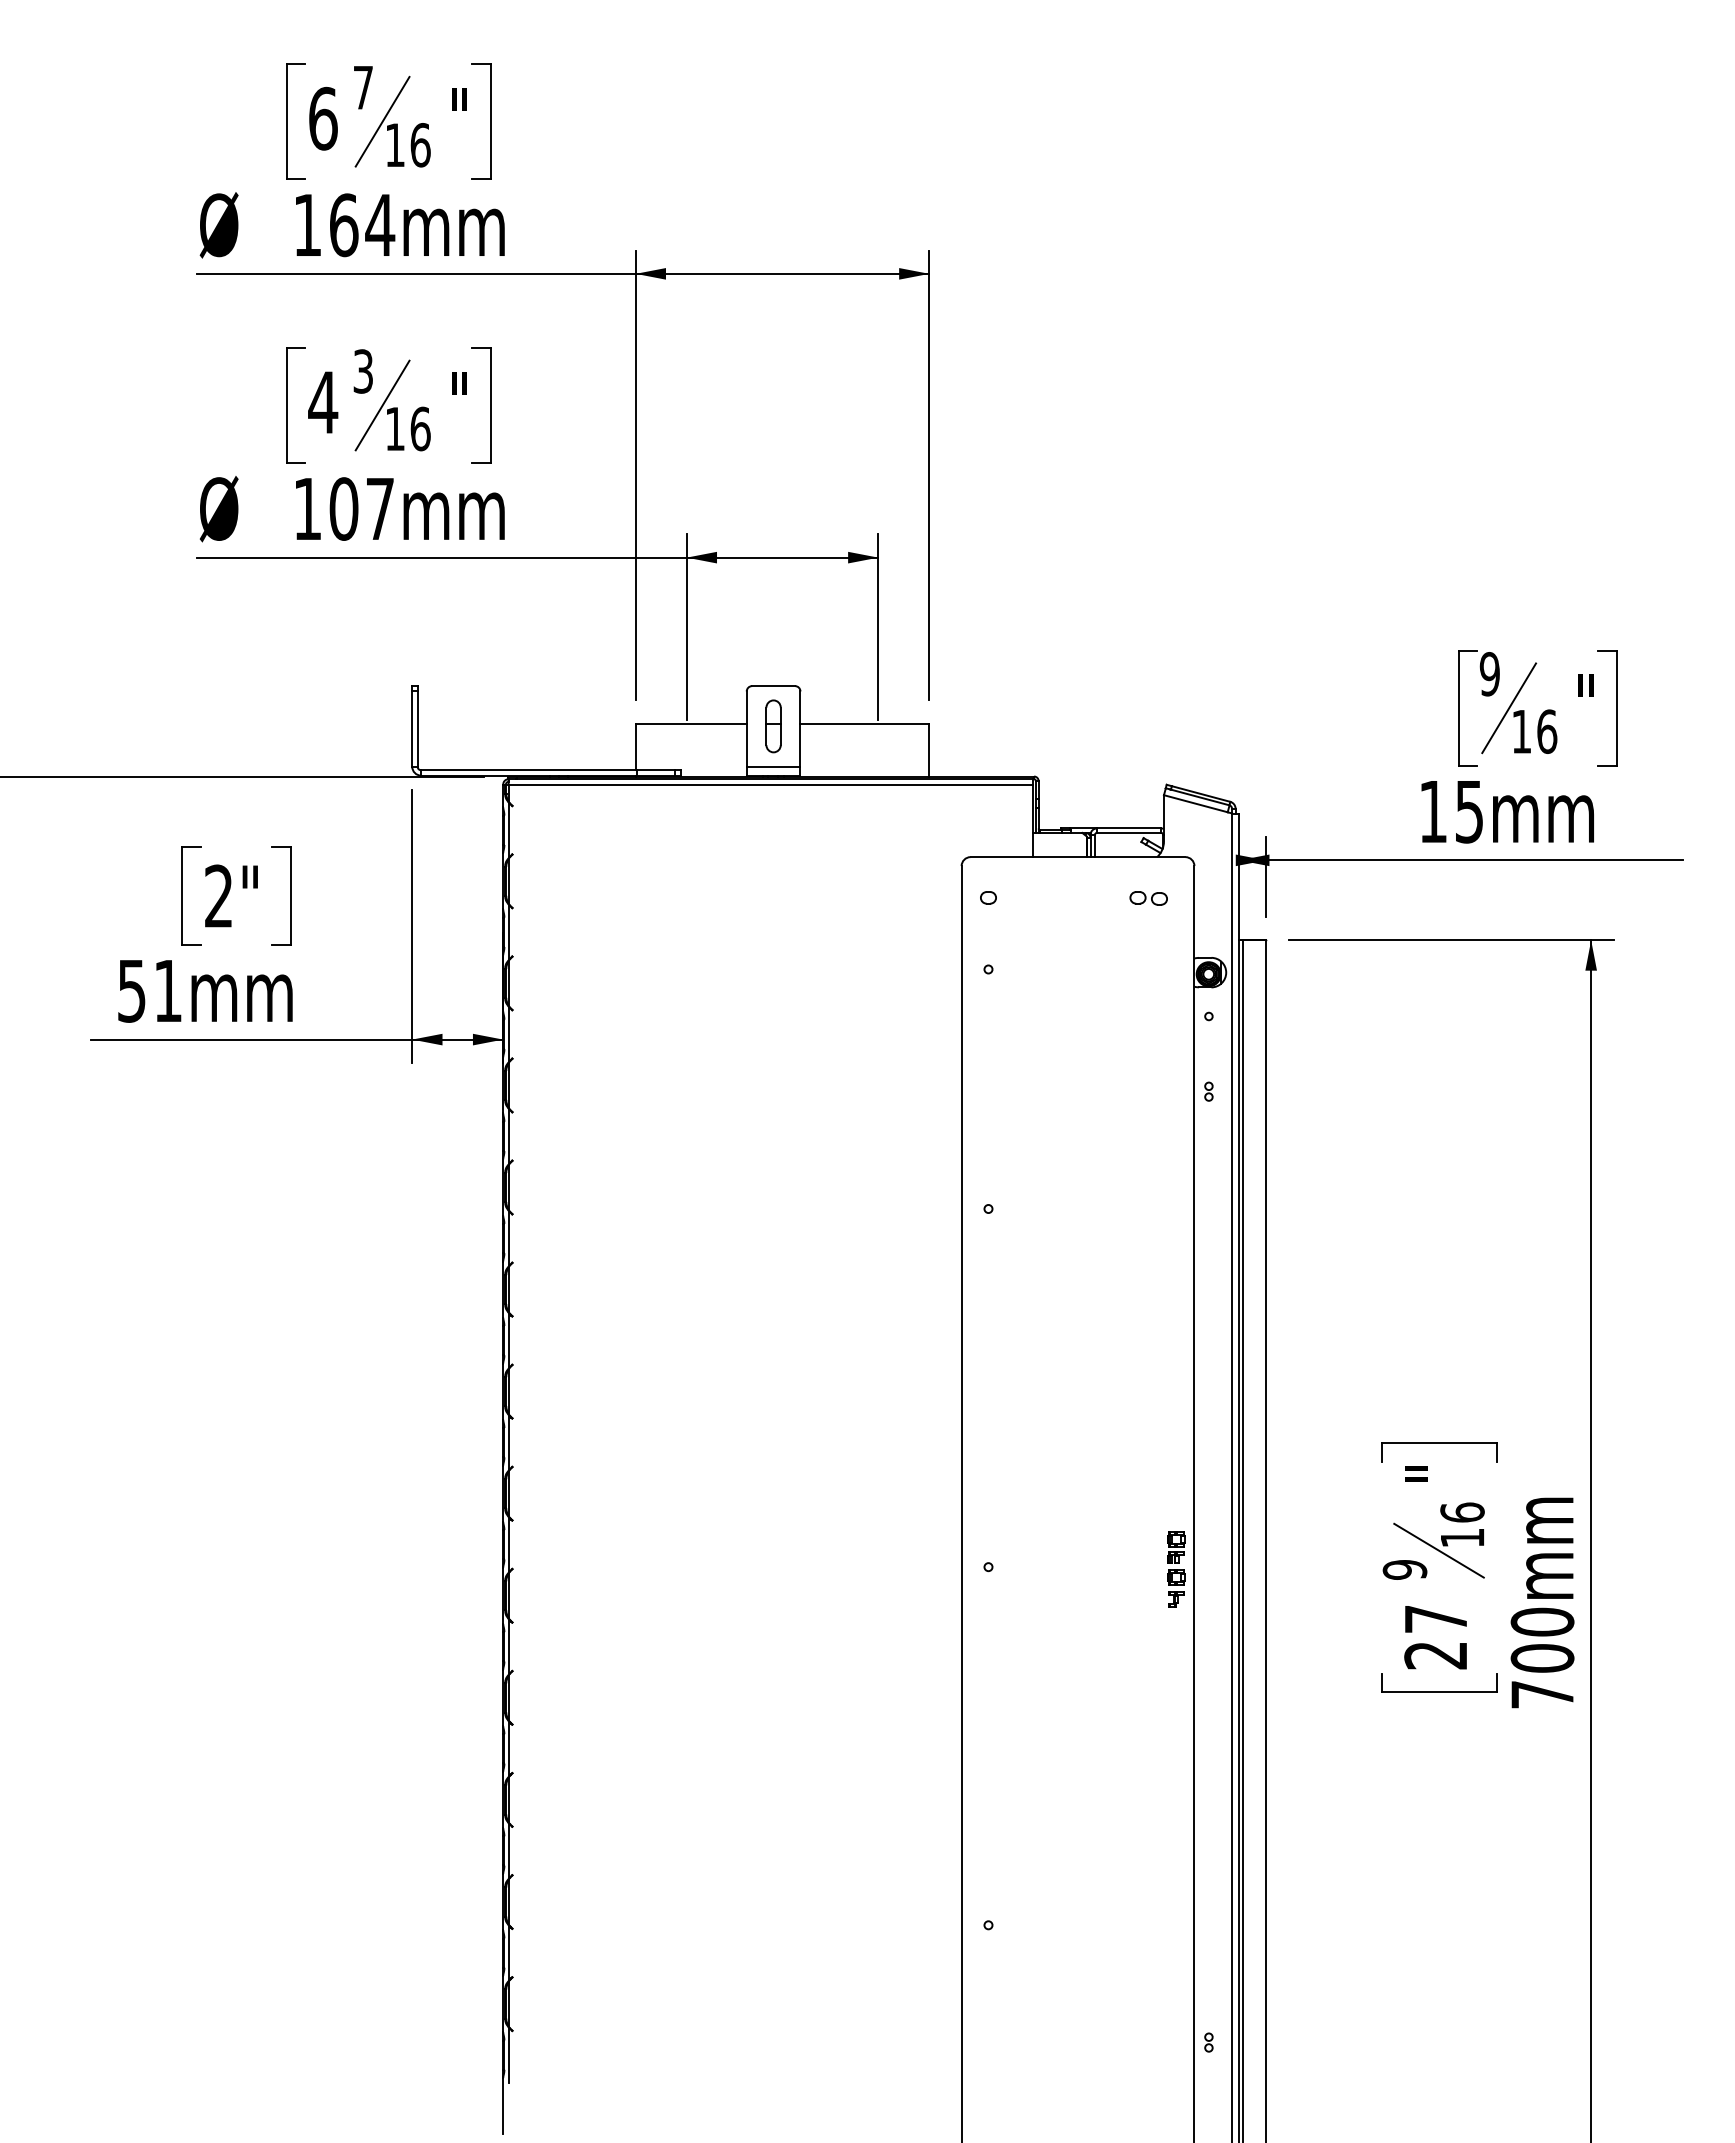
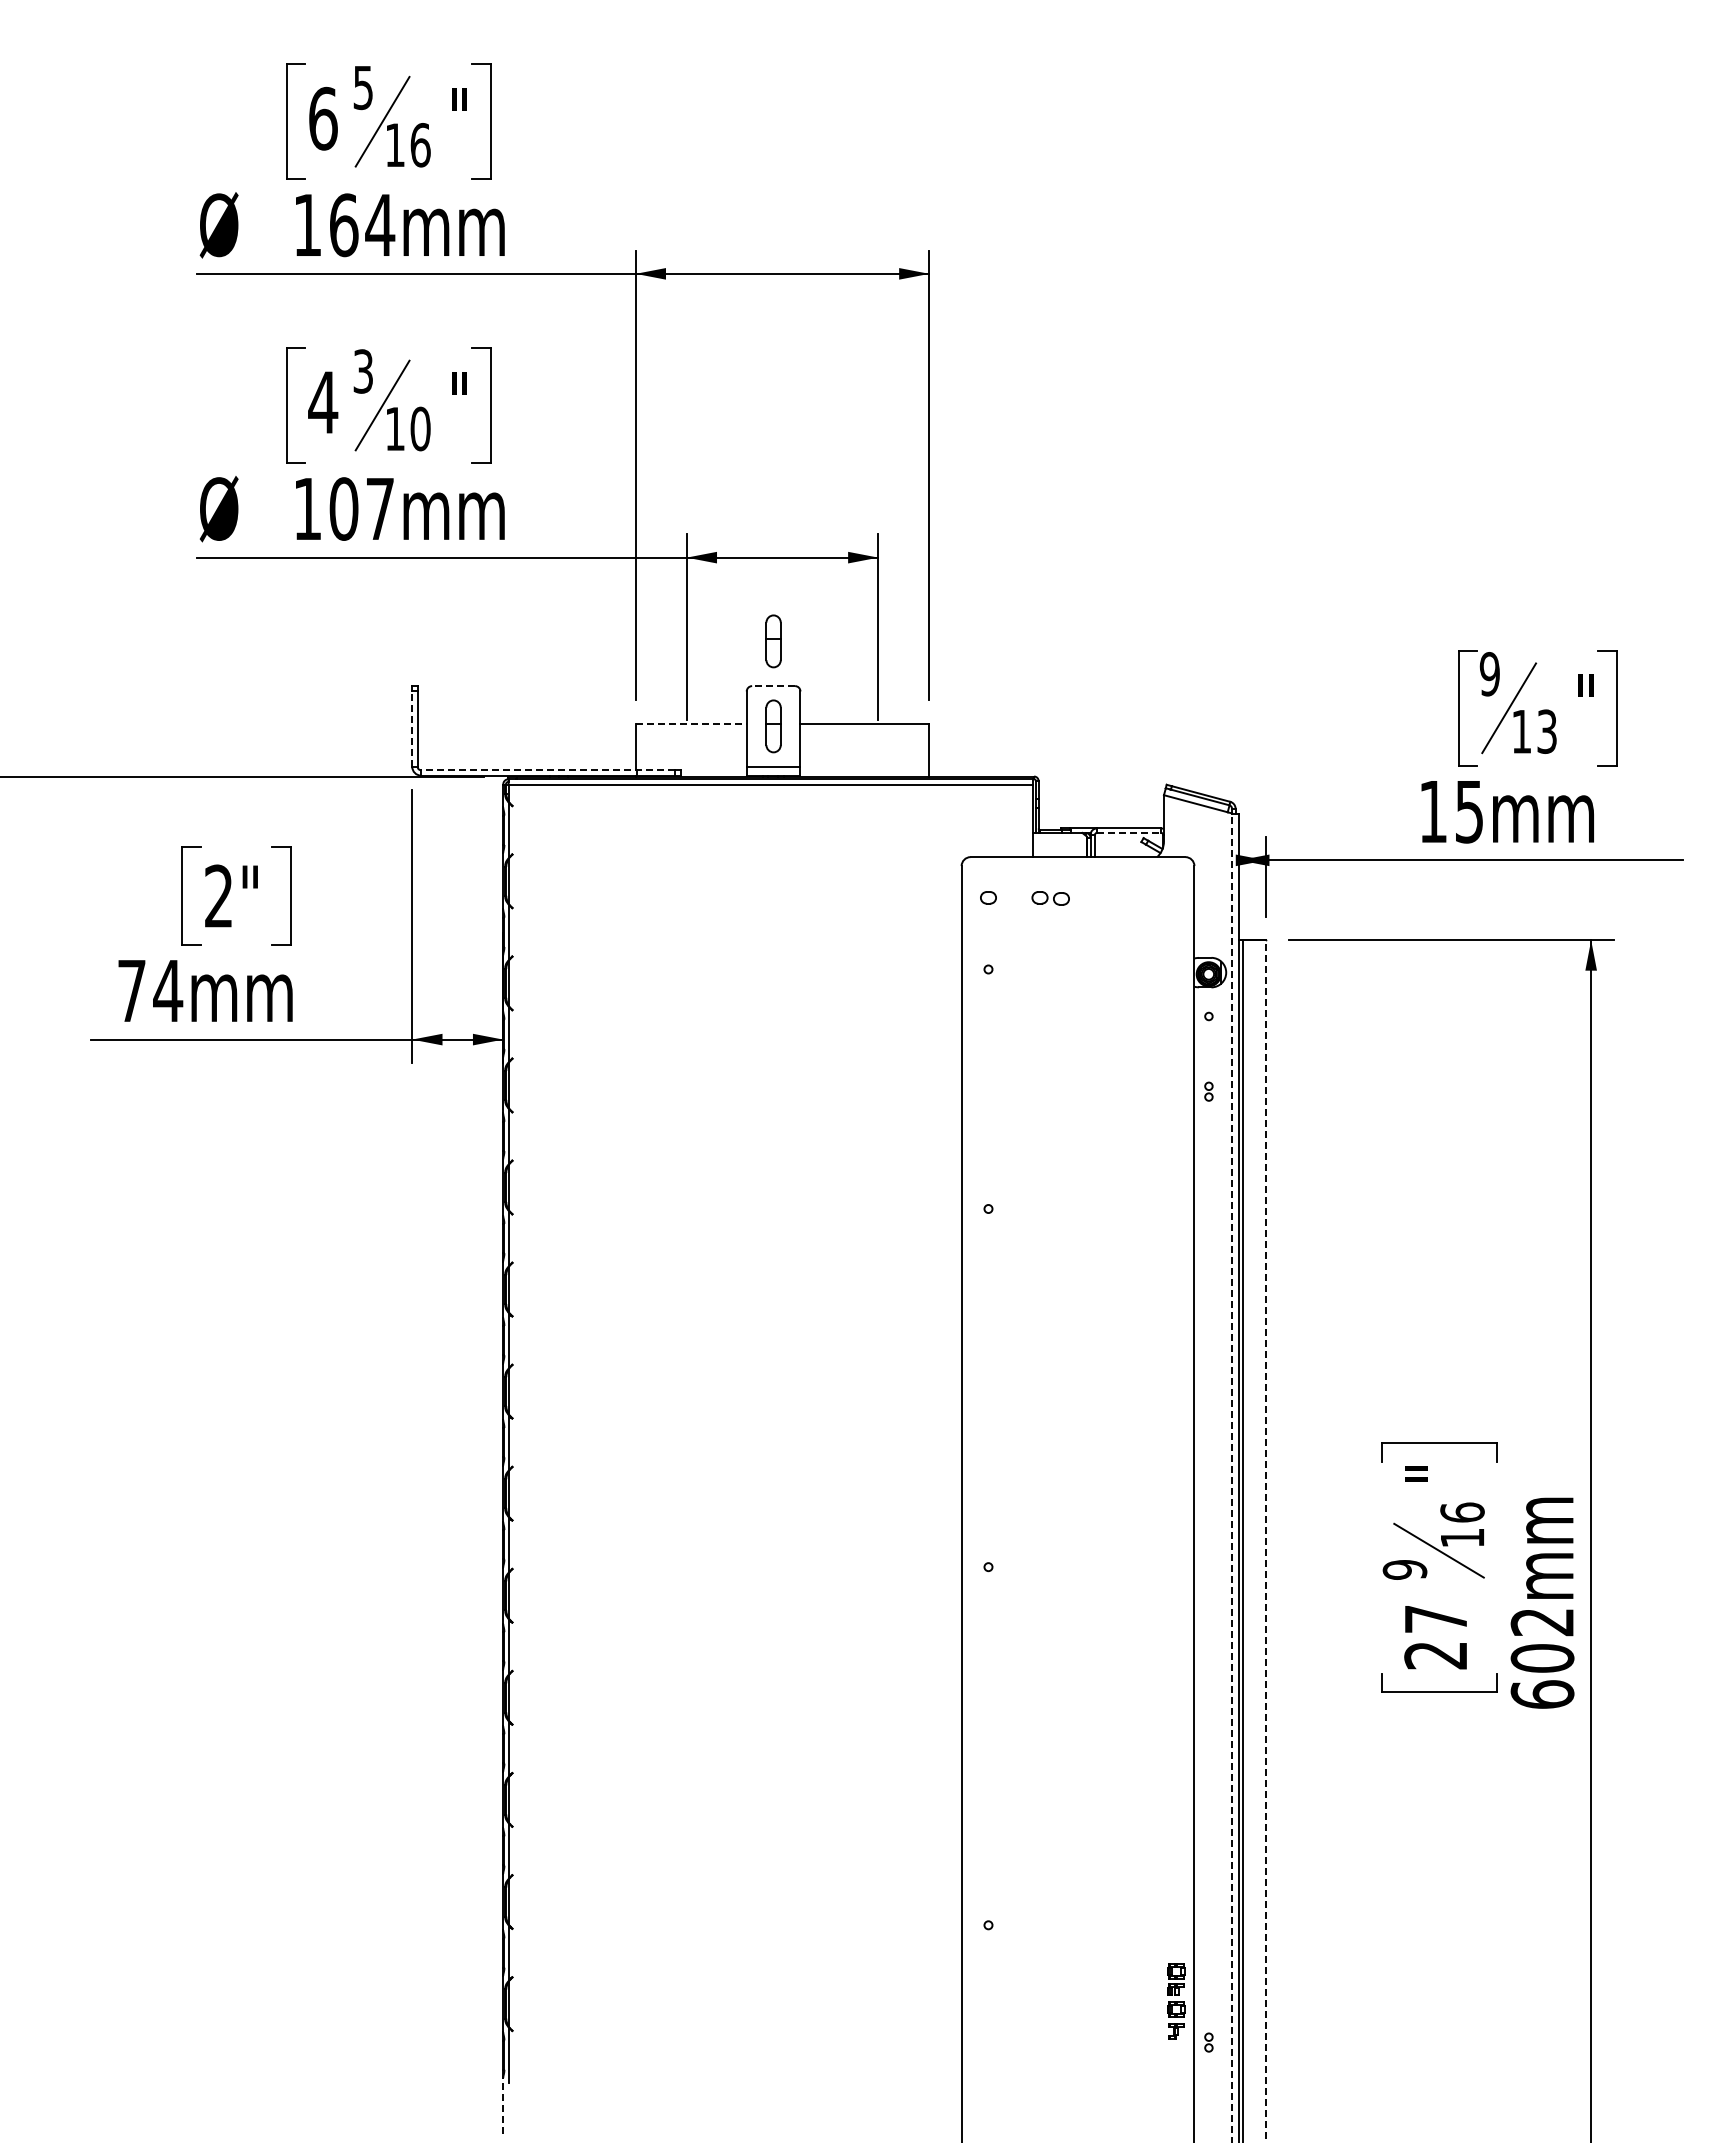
text: 7 -> 5 (362, 88)
text: 16 -> 10 (420, 428)
part: none -> present (773, 641)
line: solid -> dashed (773, 686)
line: solid -> dashed (691, 723)
line: solid -> dashed (412, 729)
text: 16 -> 13 (1547, 731)
line: solid -> dashed (547, 770)
line: solid -> dashed (1129, 832)
part position: (1148, 898) -> (1050, 898) (1050, 898)
text: 51mm -> 74mm (150, 991)
line: solid -> dashed (1232, 1478)
line: solid -> dashed (1266, 1541)
part position: (1176, 1569) -> (1176, 2001) (1176, 2001)
text: 700mm -> 602mm (1542, 1657)
line: solid -> dashed (503, 2105)
